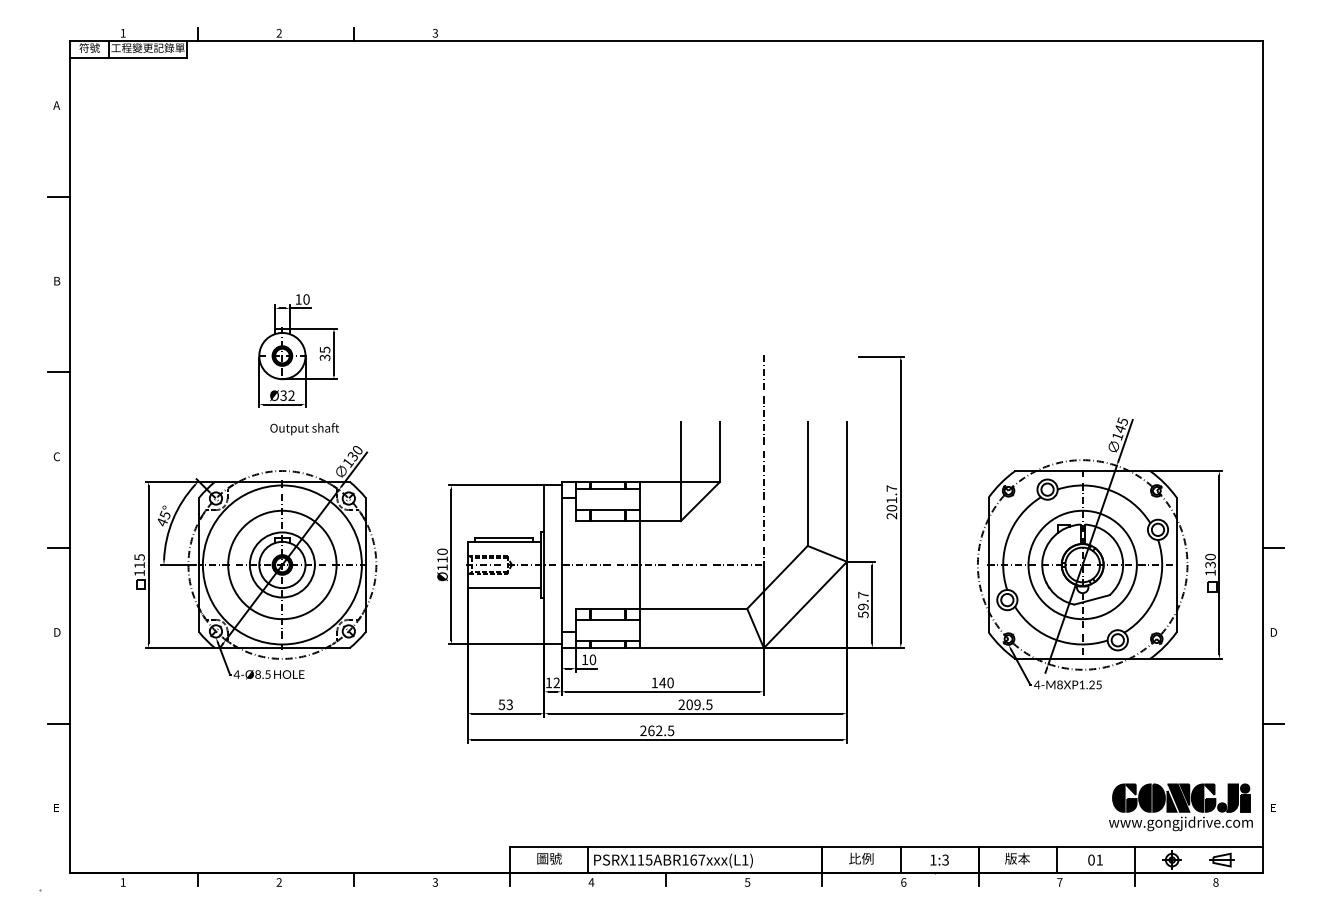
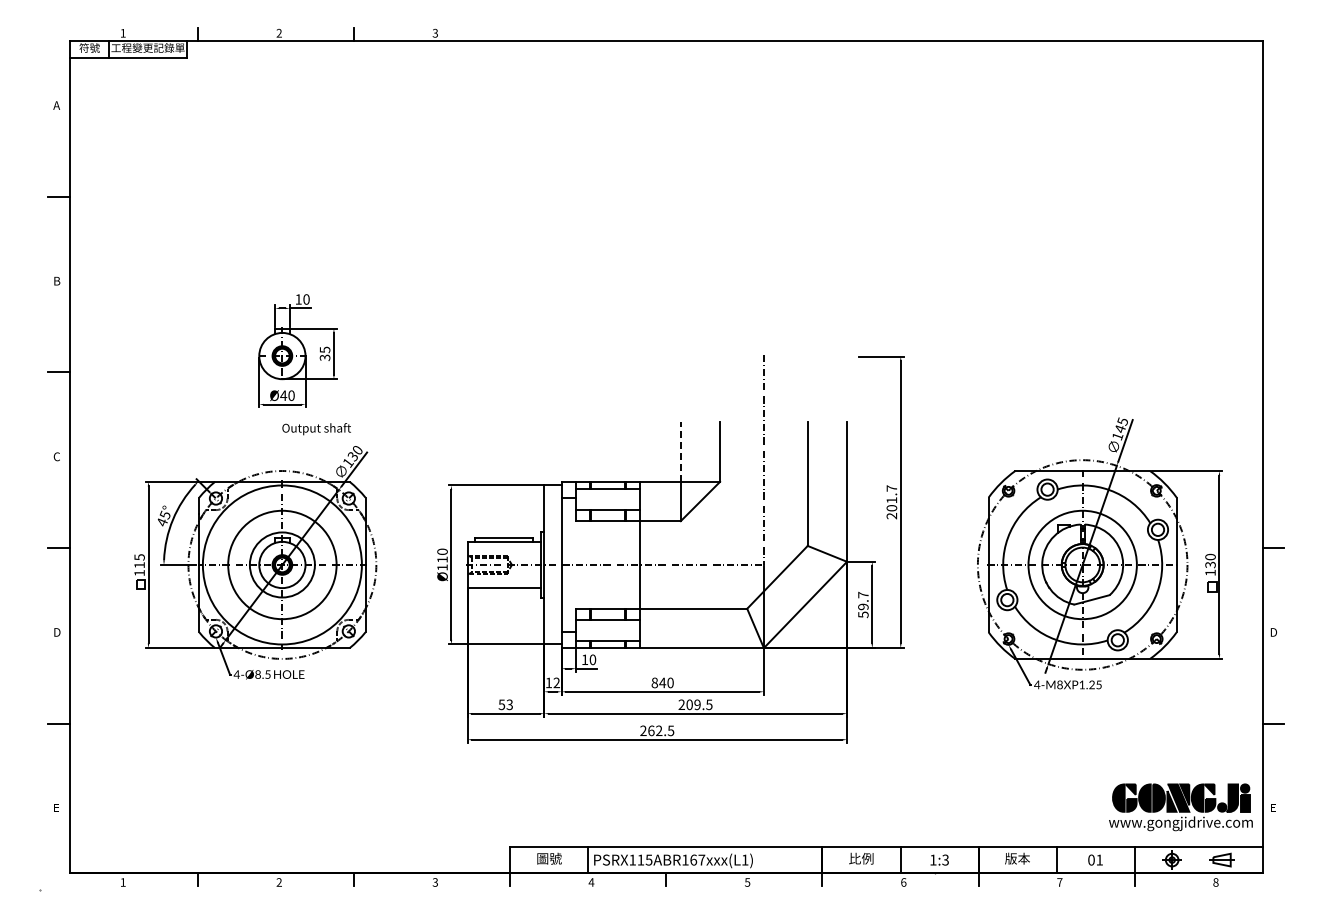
text: Ø32 -> Ø40 (287, 395)
text position: (304, 429) -> (316, 429) (316, 429)
line: solid -> dashed (680, 451)
text: 140 -> 840 (654, 682)
